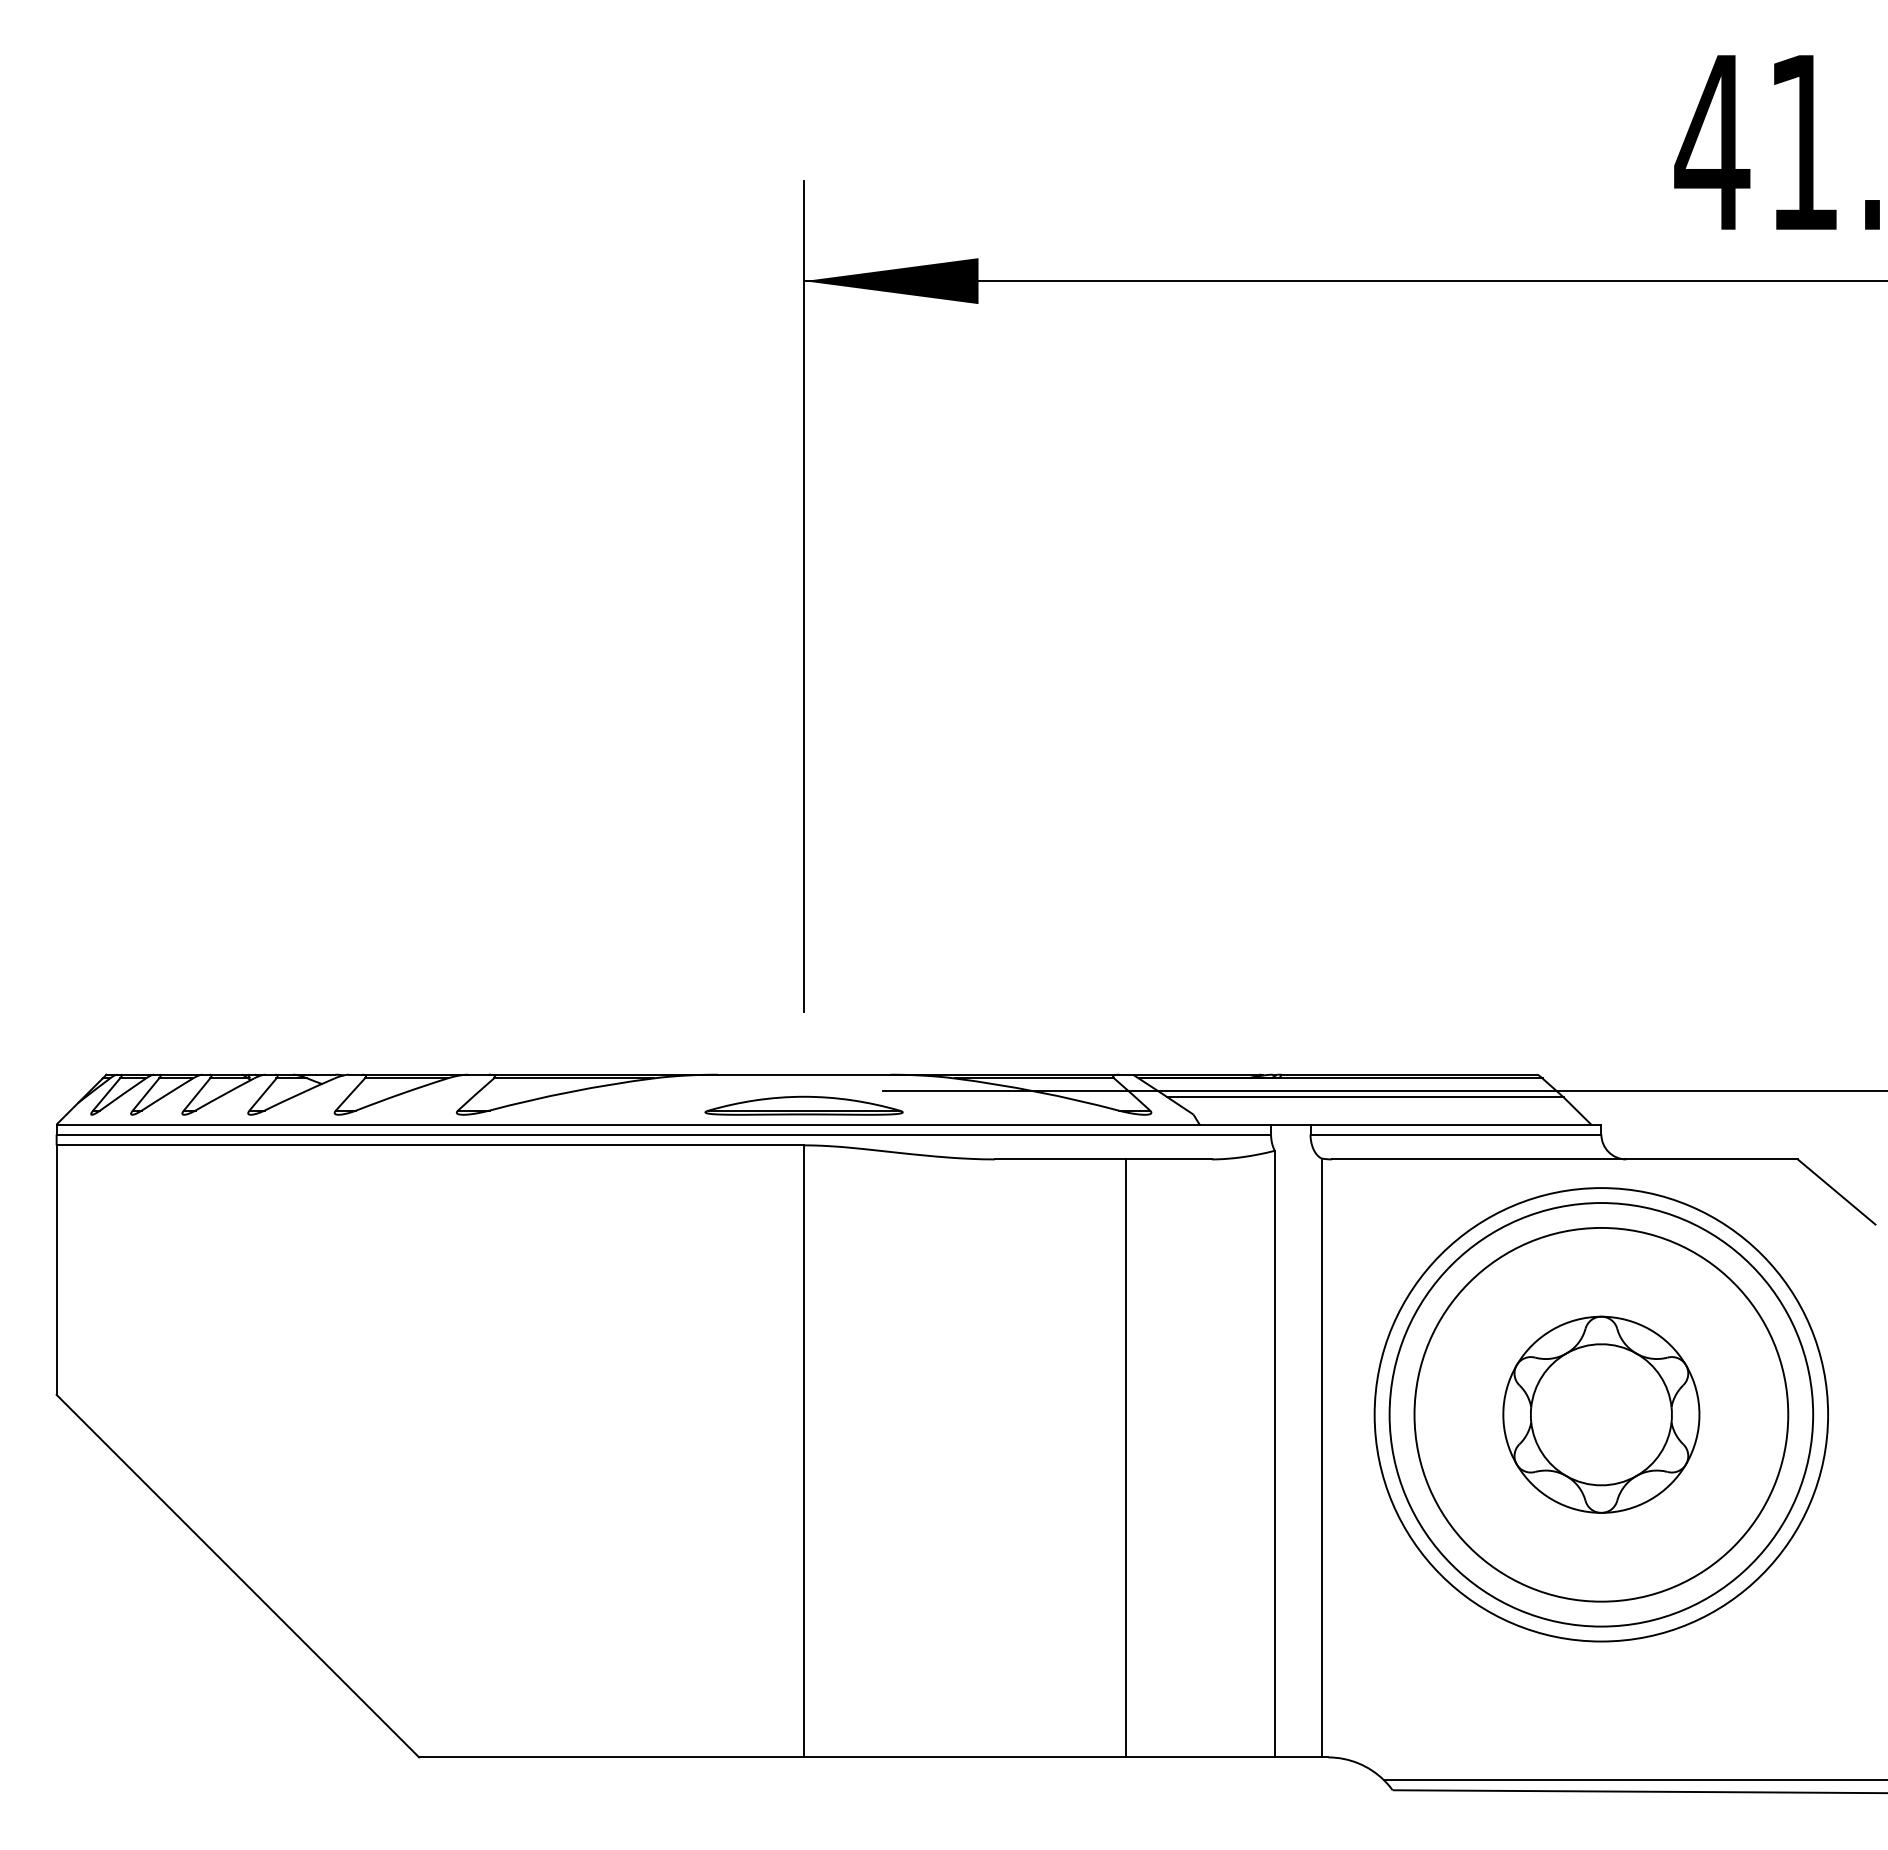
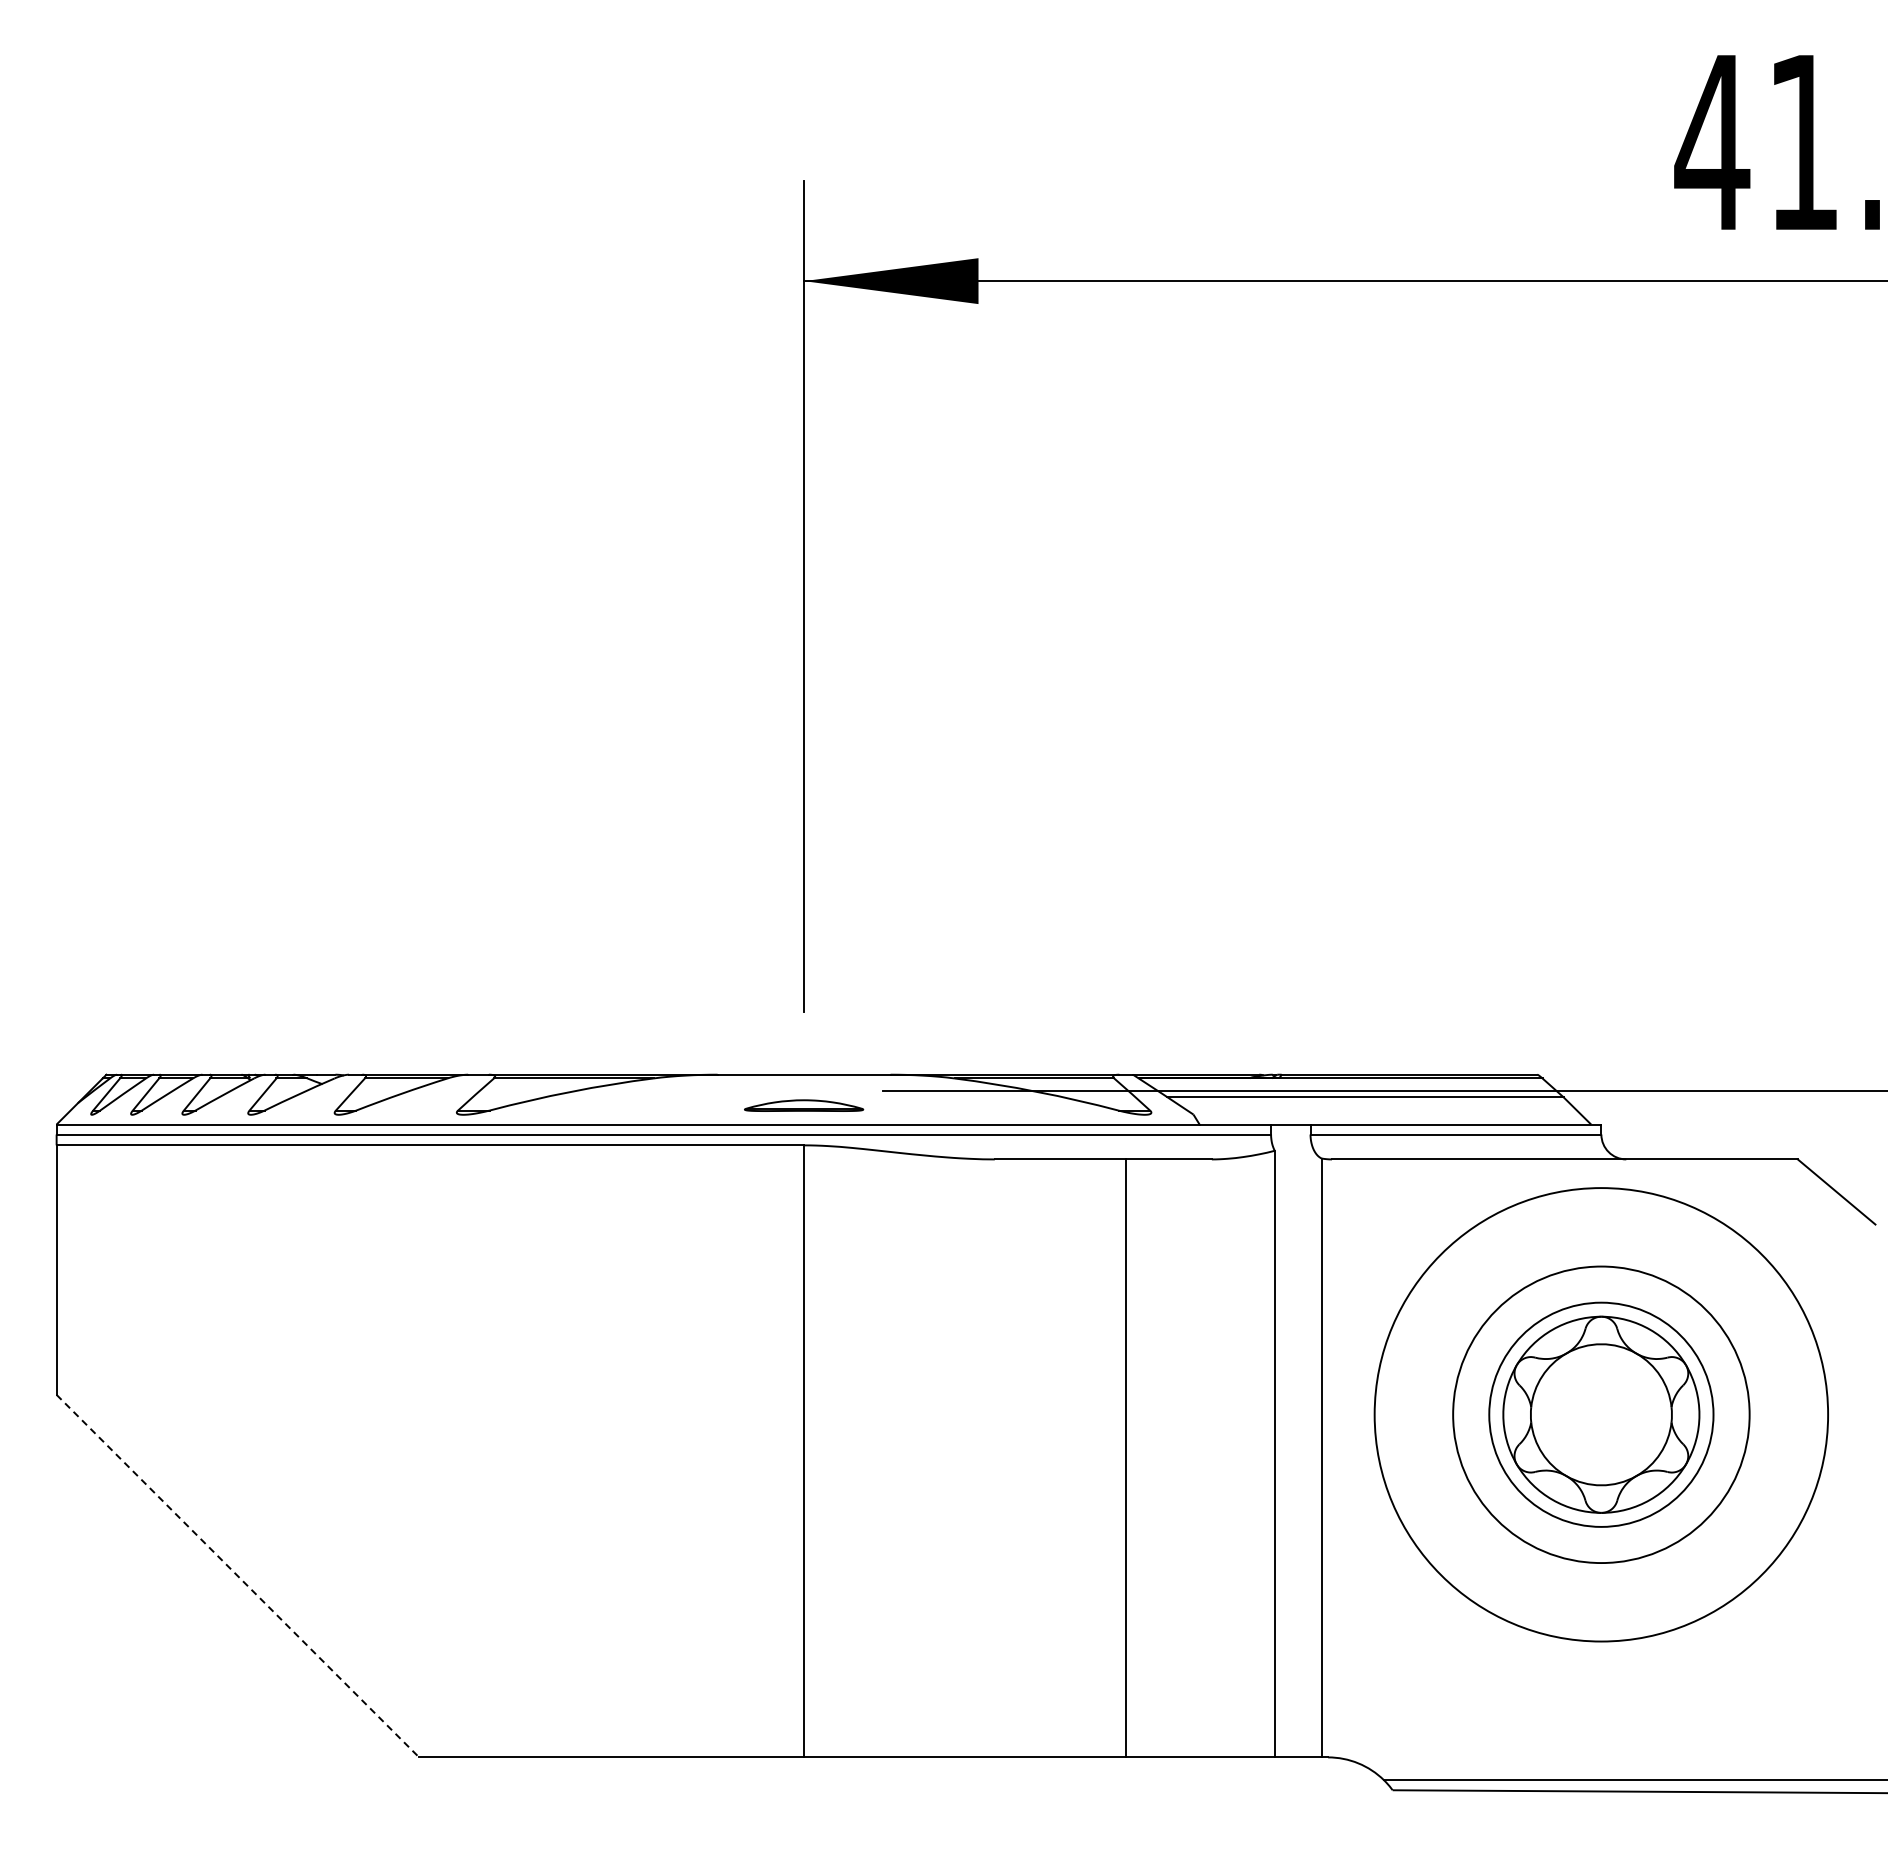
part size: 200x21 px -> 121x13 px (804, 1105)
circle diameter: 374 px -> 224 px (1601, 1414)
circle diameter: 424 px -> 296 px (1601, 1414)
line: solid -> dashed (238, 1576)
